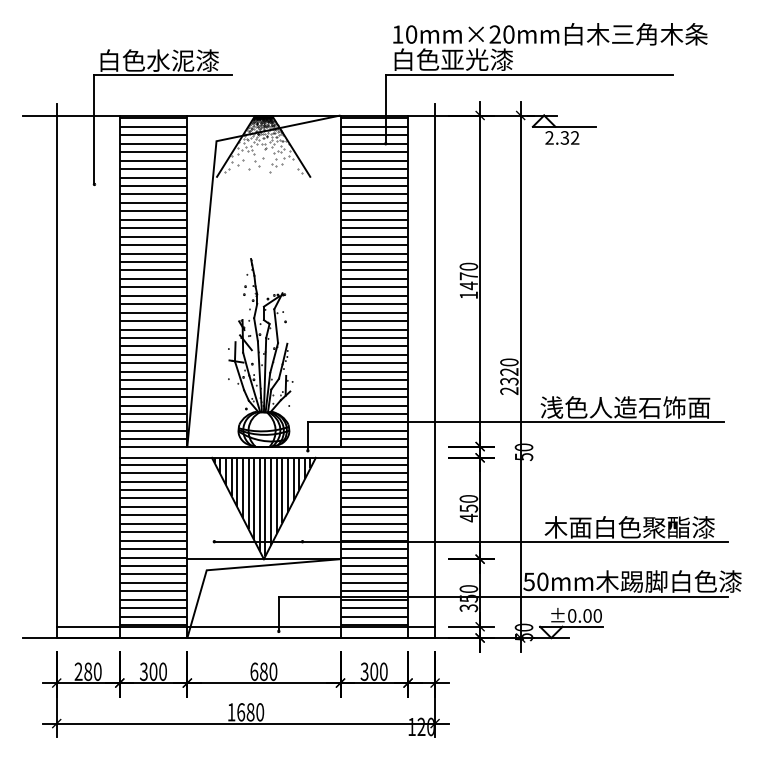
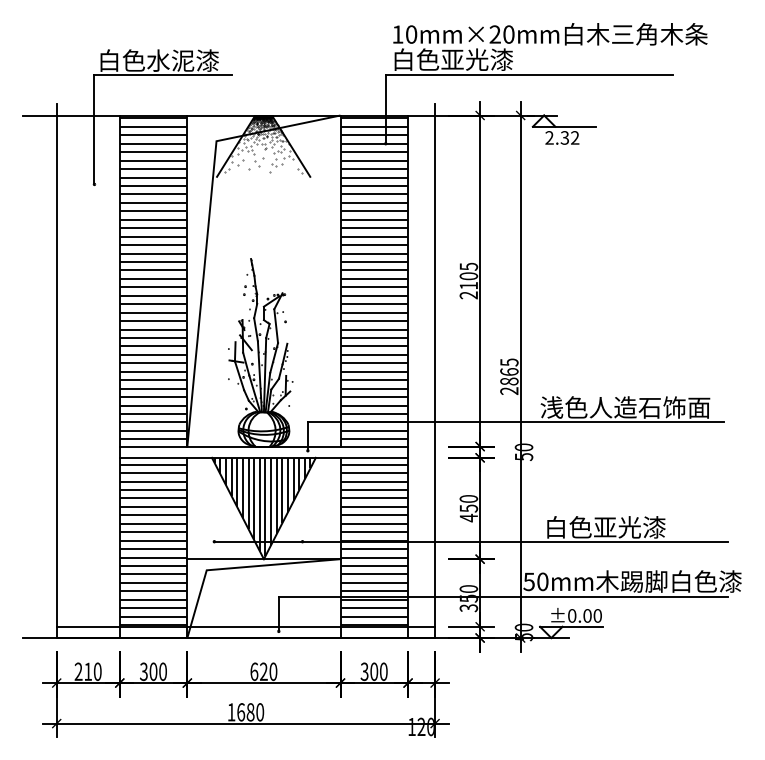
text: 1470 -> 2105 (468, 280)
text: 2320 -> 2865 (509, 371)
text: 木面白色聚酯漆 -> 白色亚光漆 (629, 527)
text: 280 -> 210 (88, 671)
text: 680 -> 620 (263, 671)
